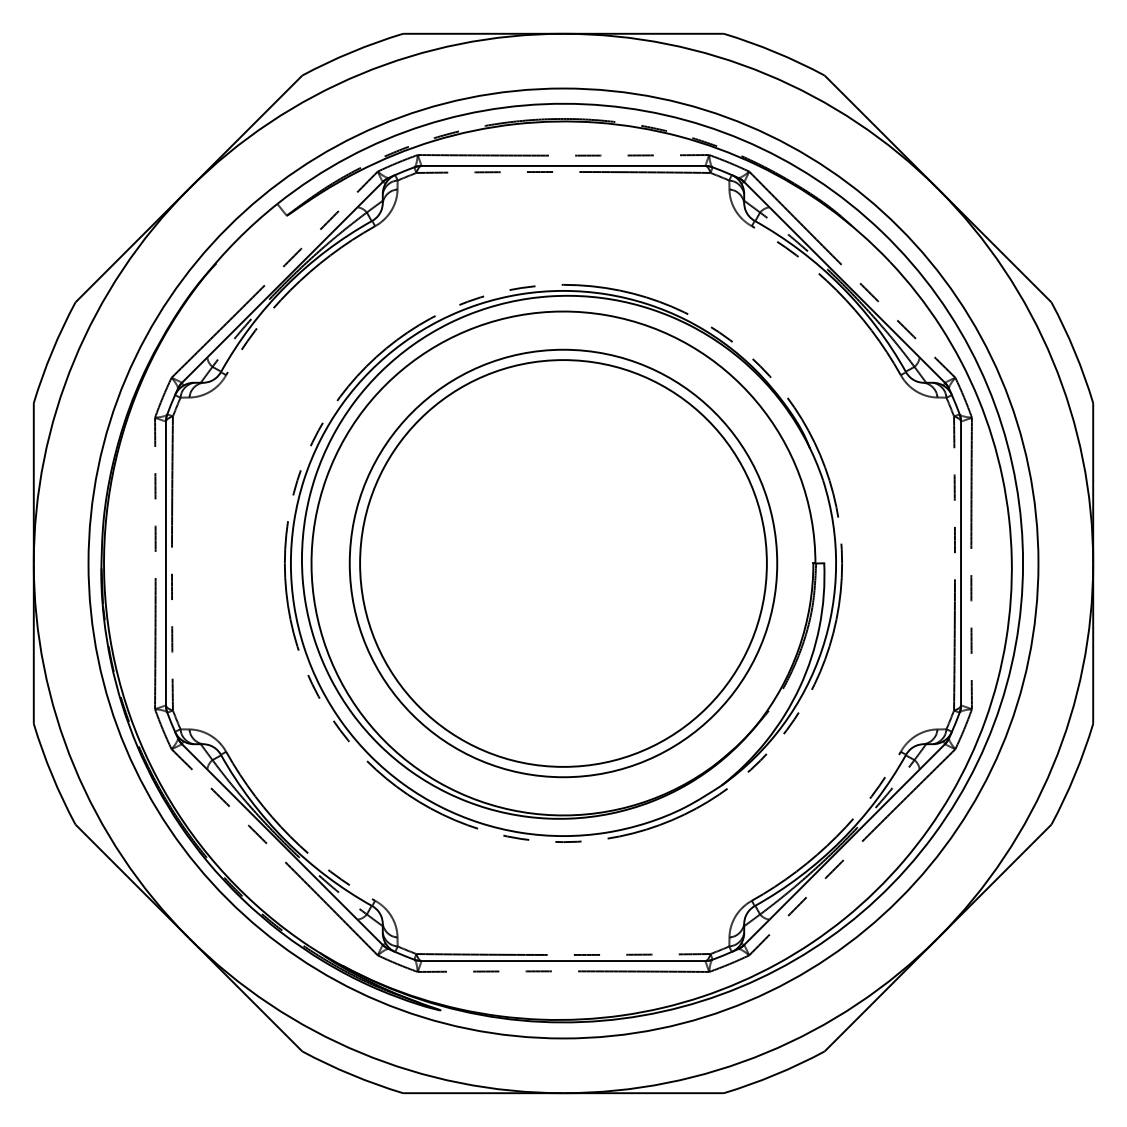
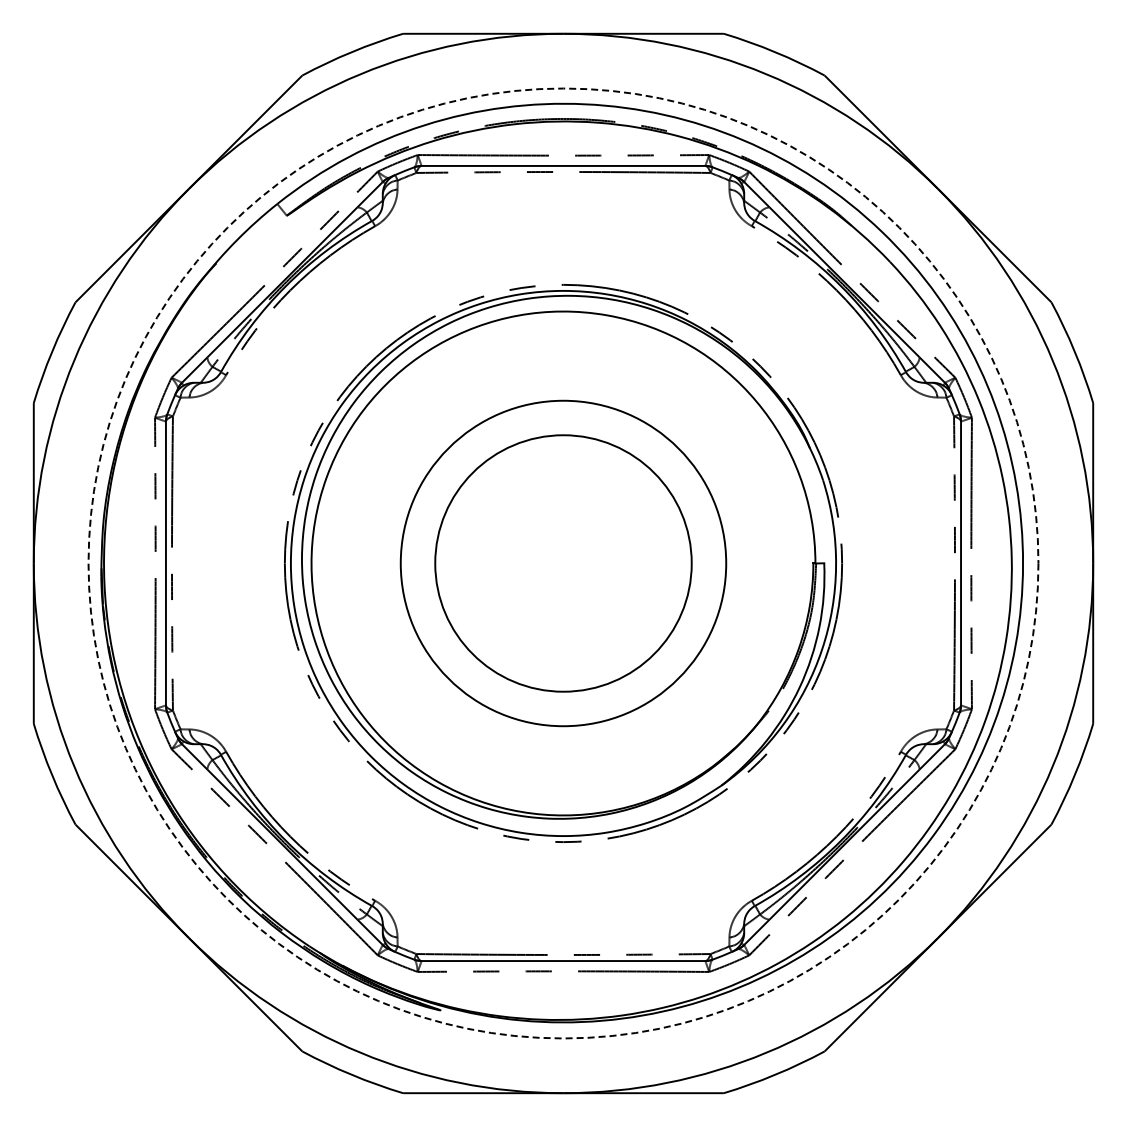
circle diameter: 407 px -> 325 px (563, 563)
circle diameter: 427 px -> 256 px (563, 563)
circle: solid -> dashed (563, 563)
